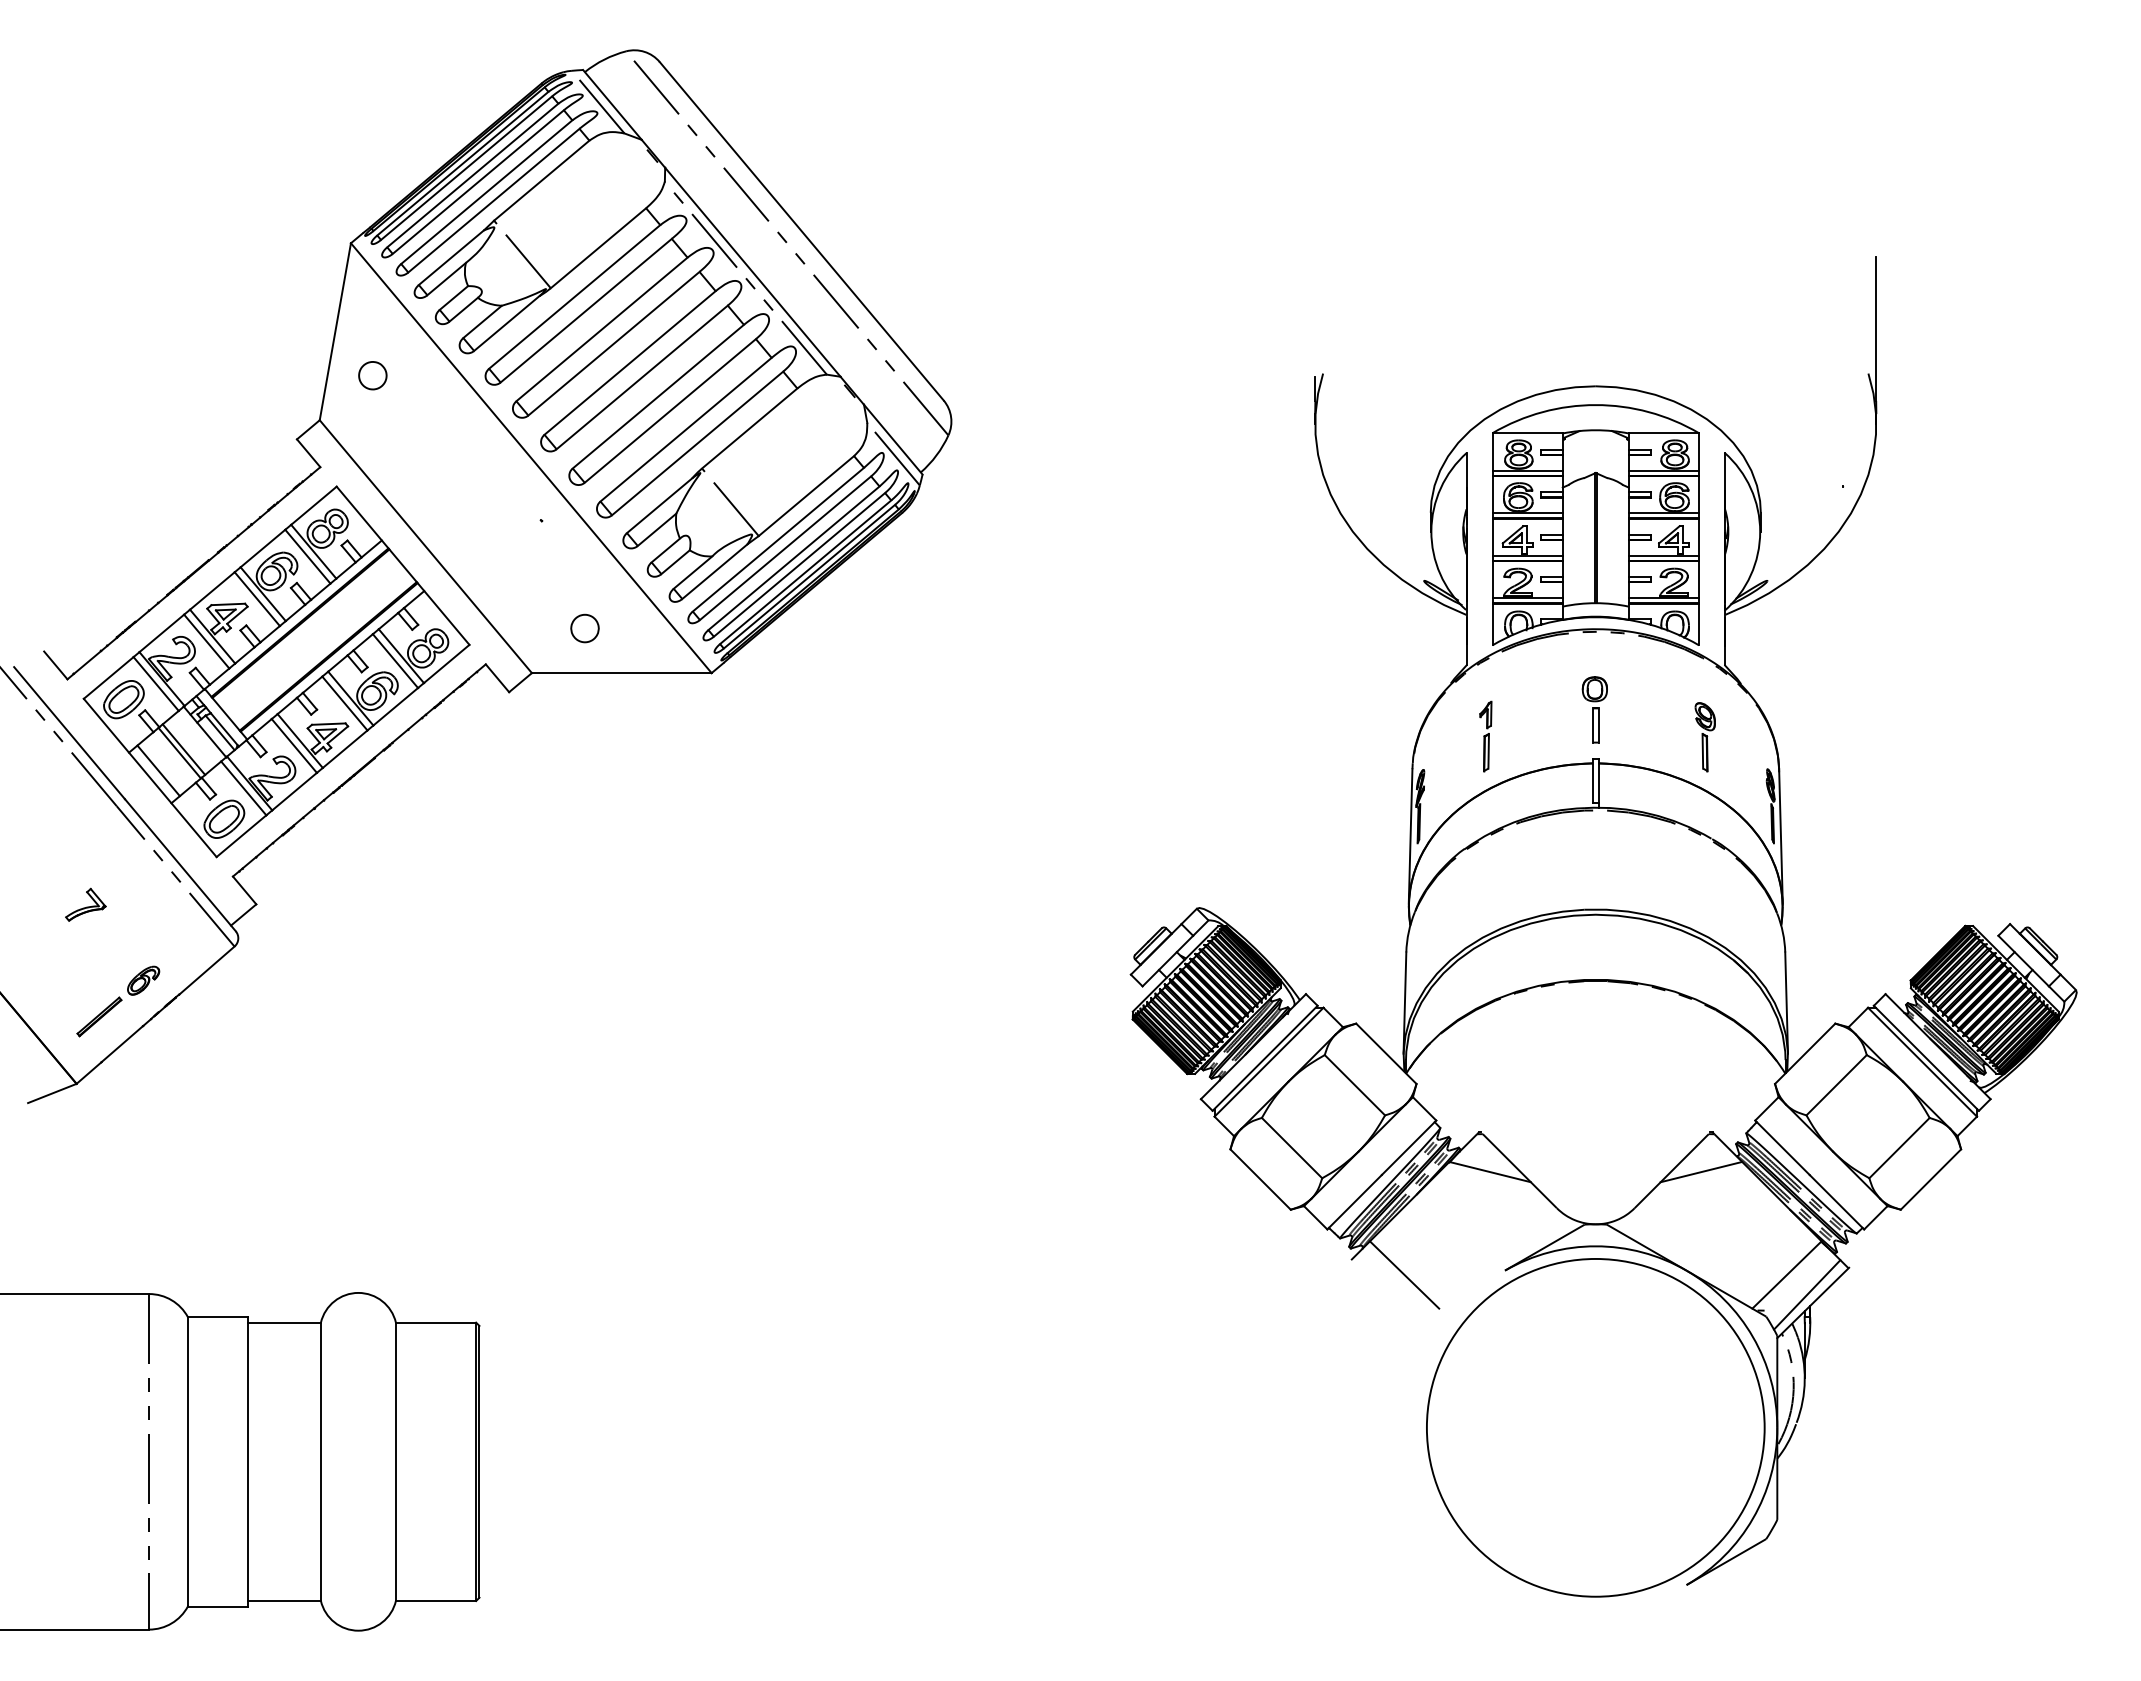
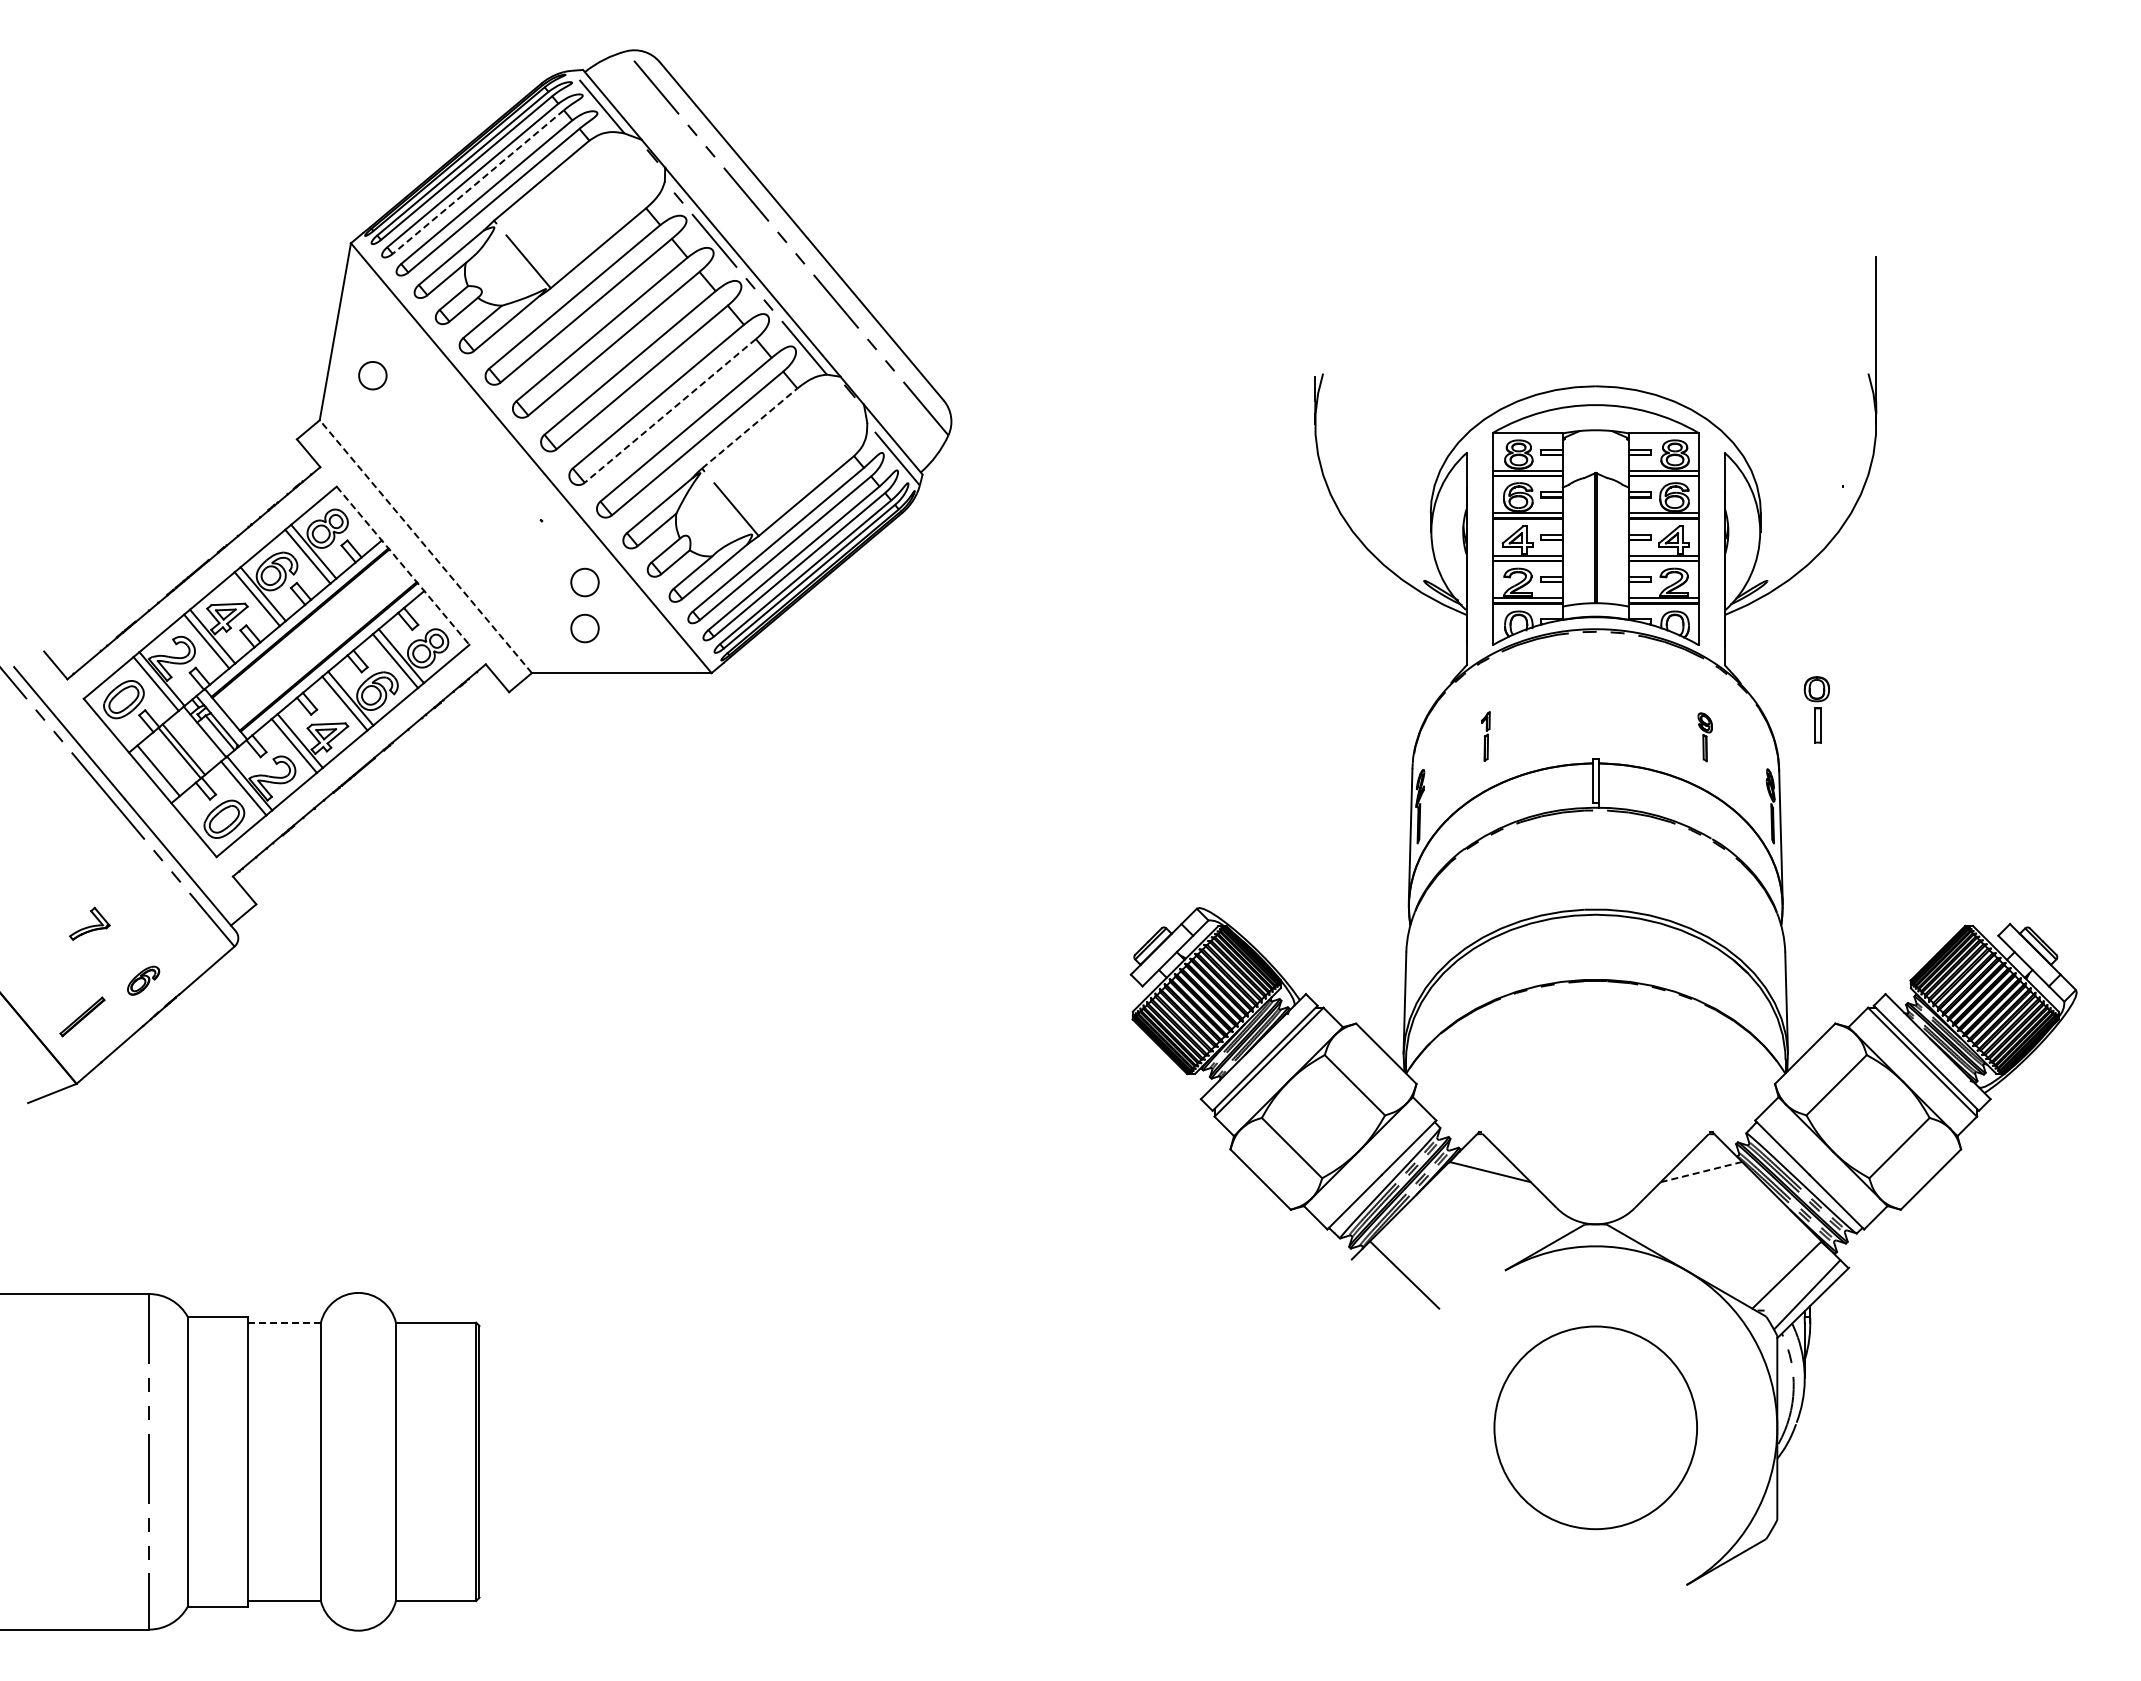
line: solid -> dashed (478, 182)
line: solid -> dashed (670, 410)
line: solid -> dashed (750, 428)
line: solid -> dashed (425, 546)
line: solid -> dashed (403, 566)
part: none -> present (584, 582)
part position: (1594, 709) -> (1816, 709) (1816, 709)
part size: 14x73 px -> 10x51 px (1485, 736)
part size: 22x71 px -> 16x51 px (1704, 737)
part position: (85, 904) -> (89, 923) (89, 923)
part position: (99, 1016) -> (82, 1016) (82, 1016)
line: solid -> dashed (1701, 1171)
line: solid -> dashed (284, 1322)
circle diameter: 338 px -> 203 px (1595, 1427)
